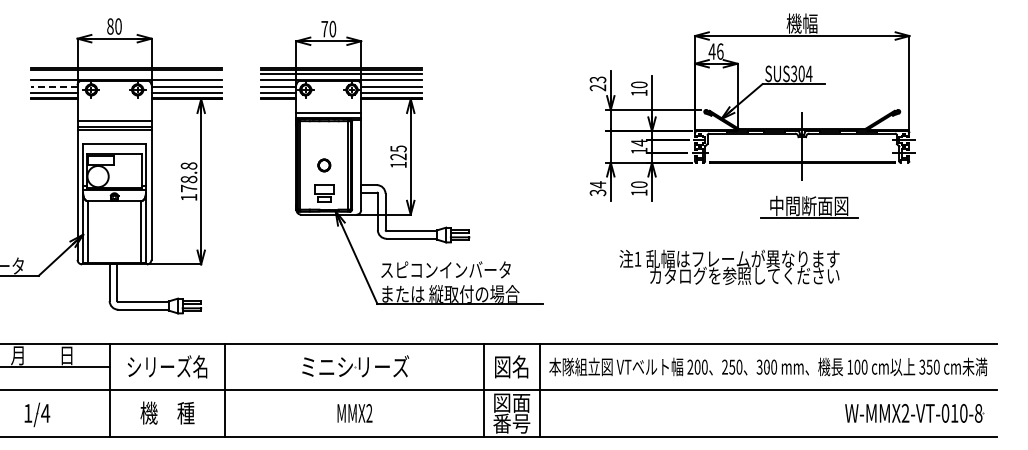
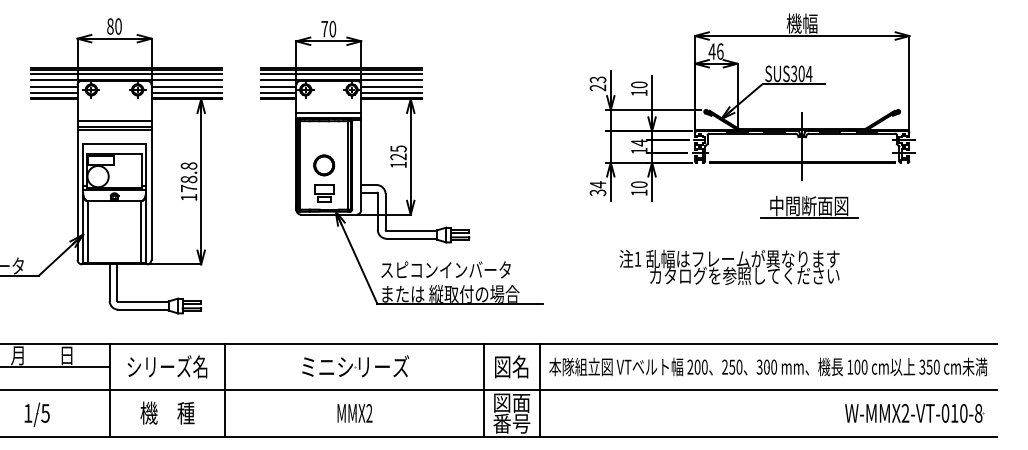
line: none -> present (126, 73)
line: dashed -> solid (53, 86)
part size: 15x15 px -> 23x23 px (324, 165)
text: 1/4 -> 1/5 (45, 413)
